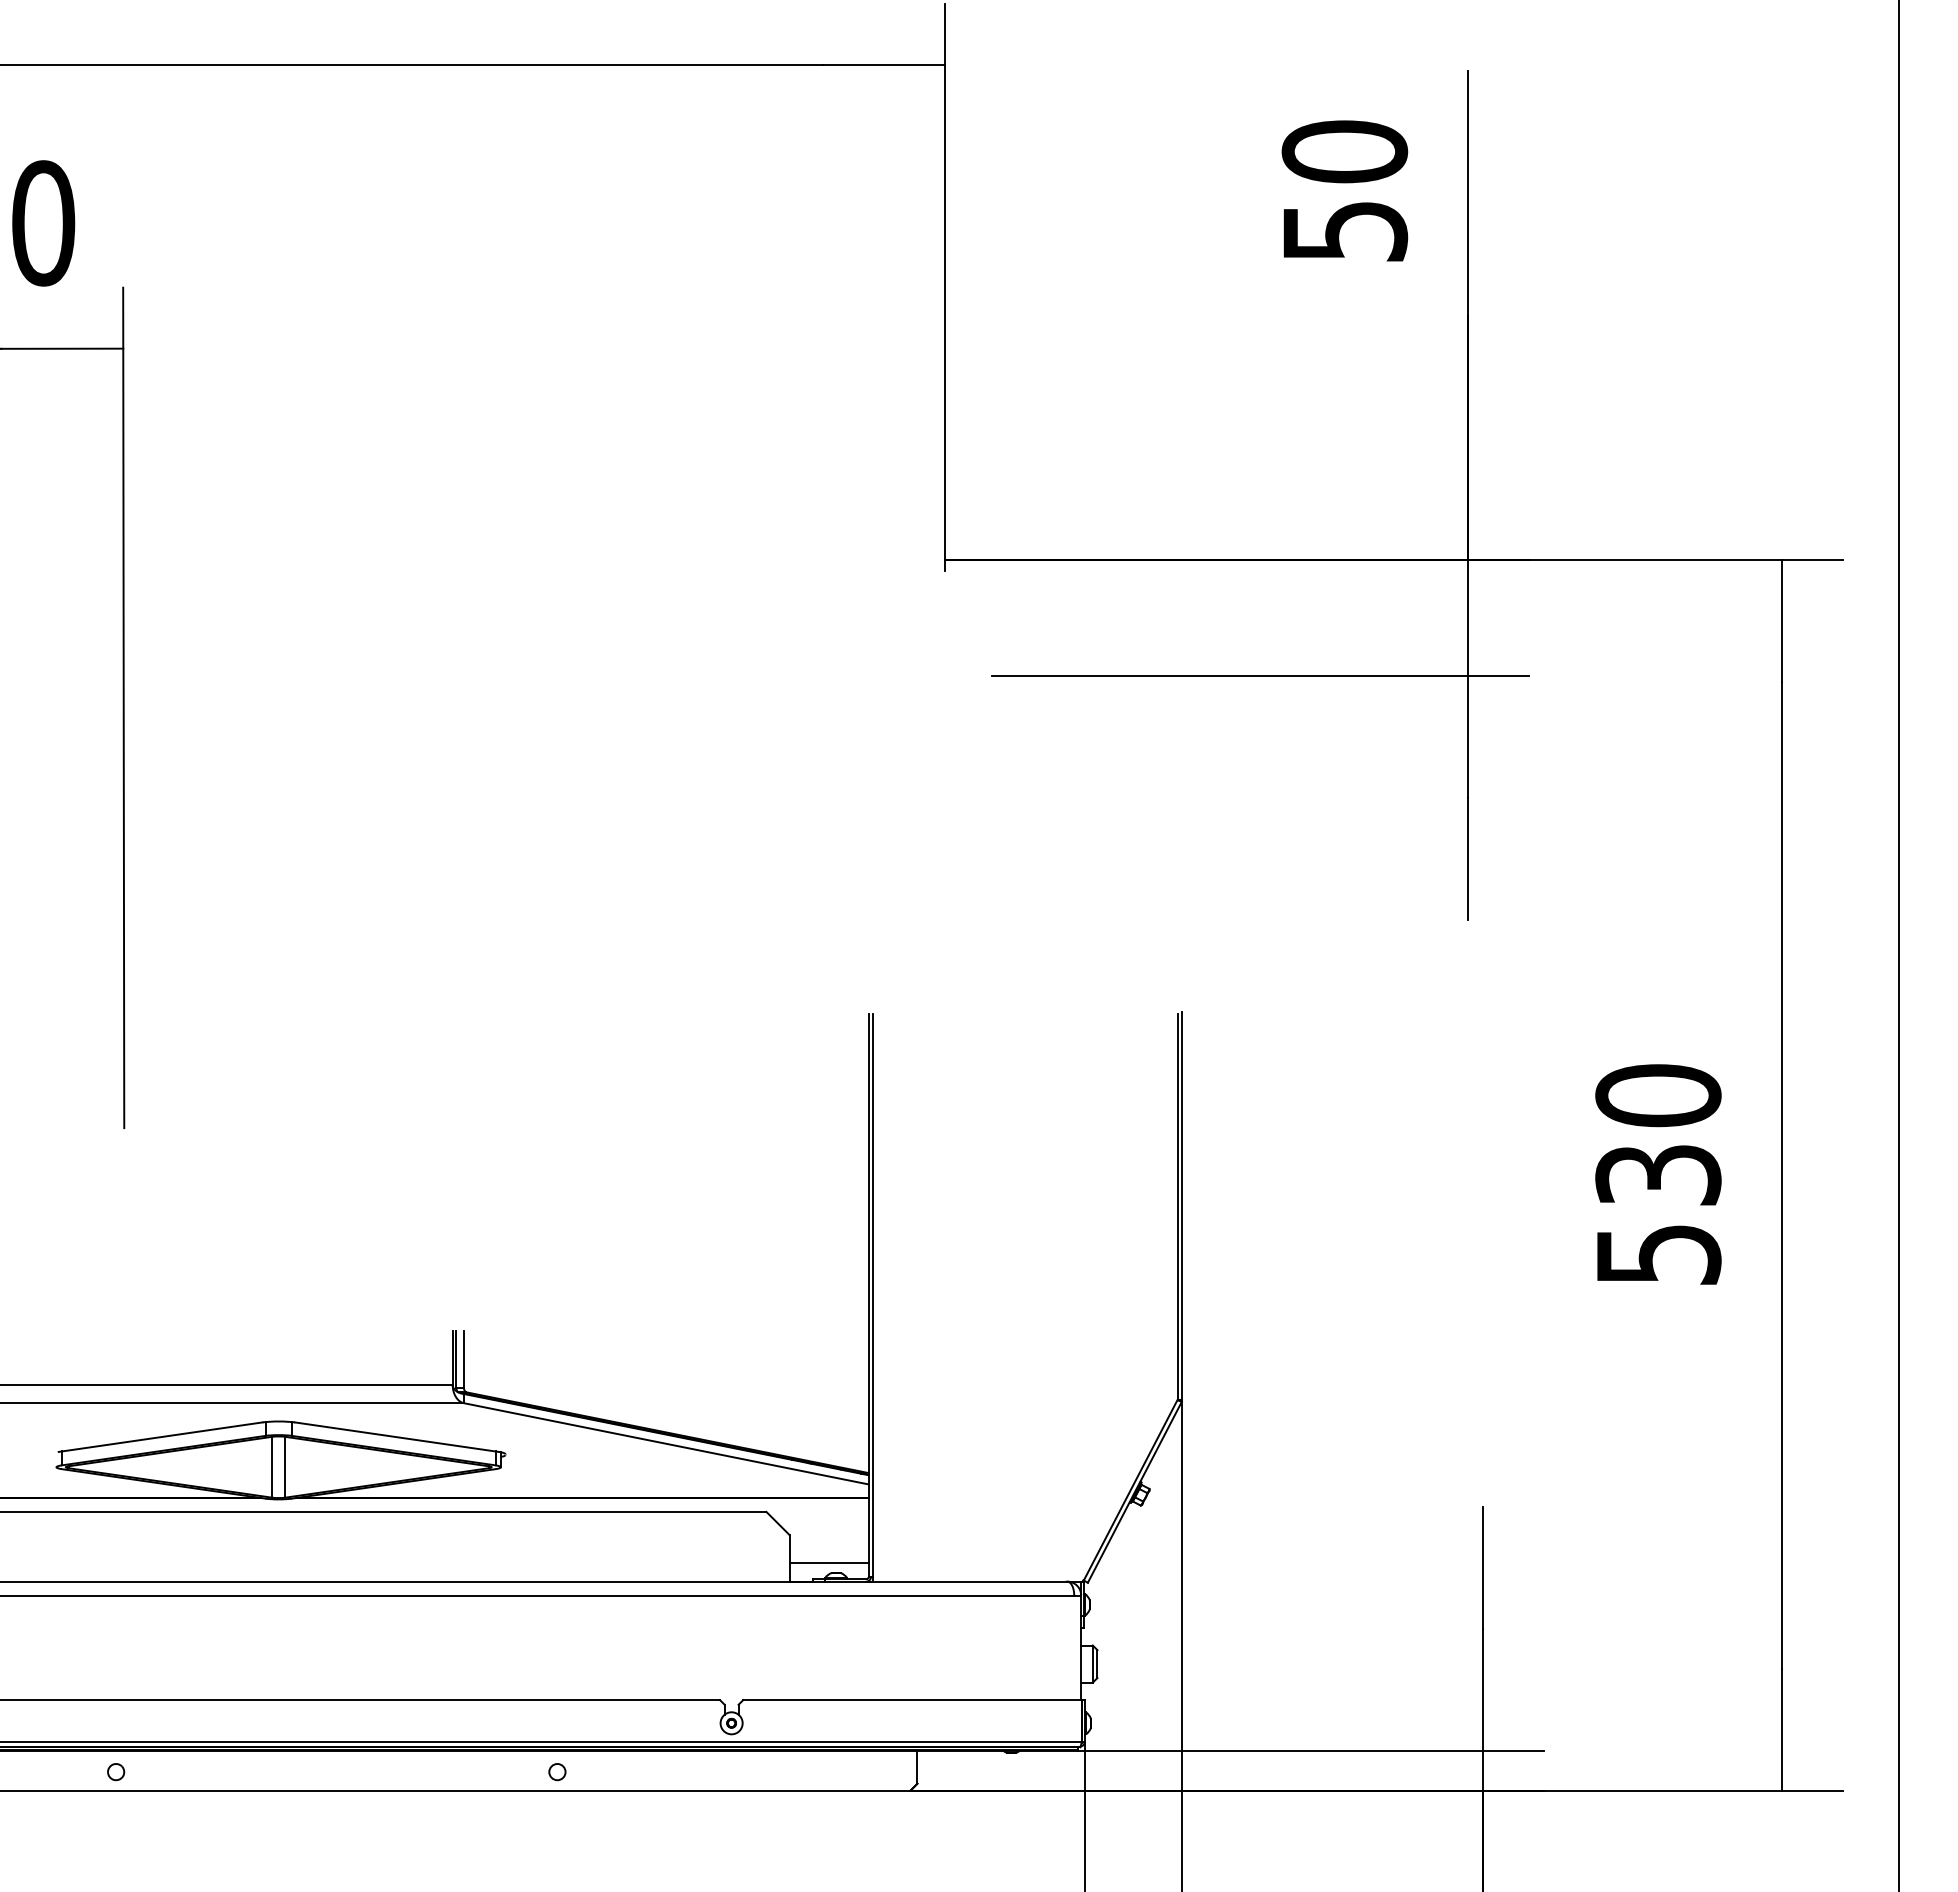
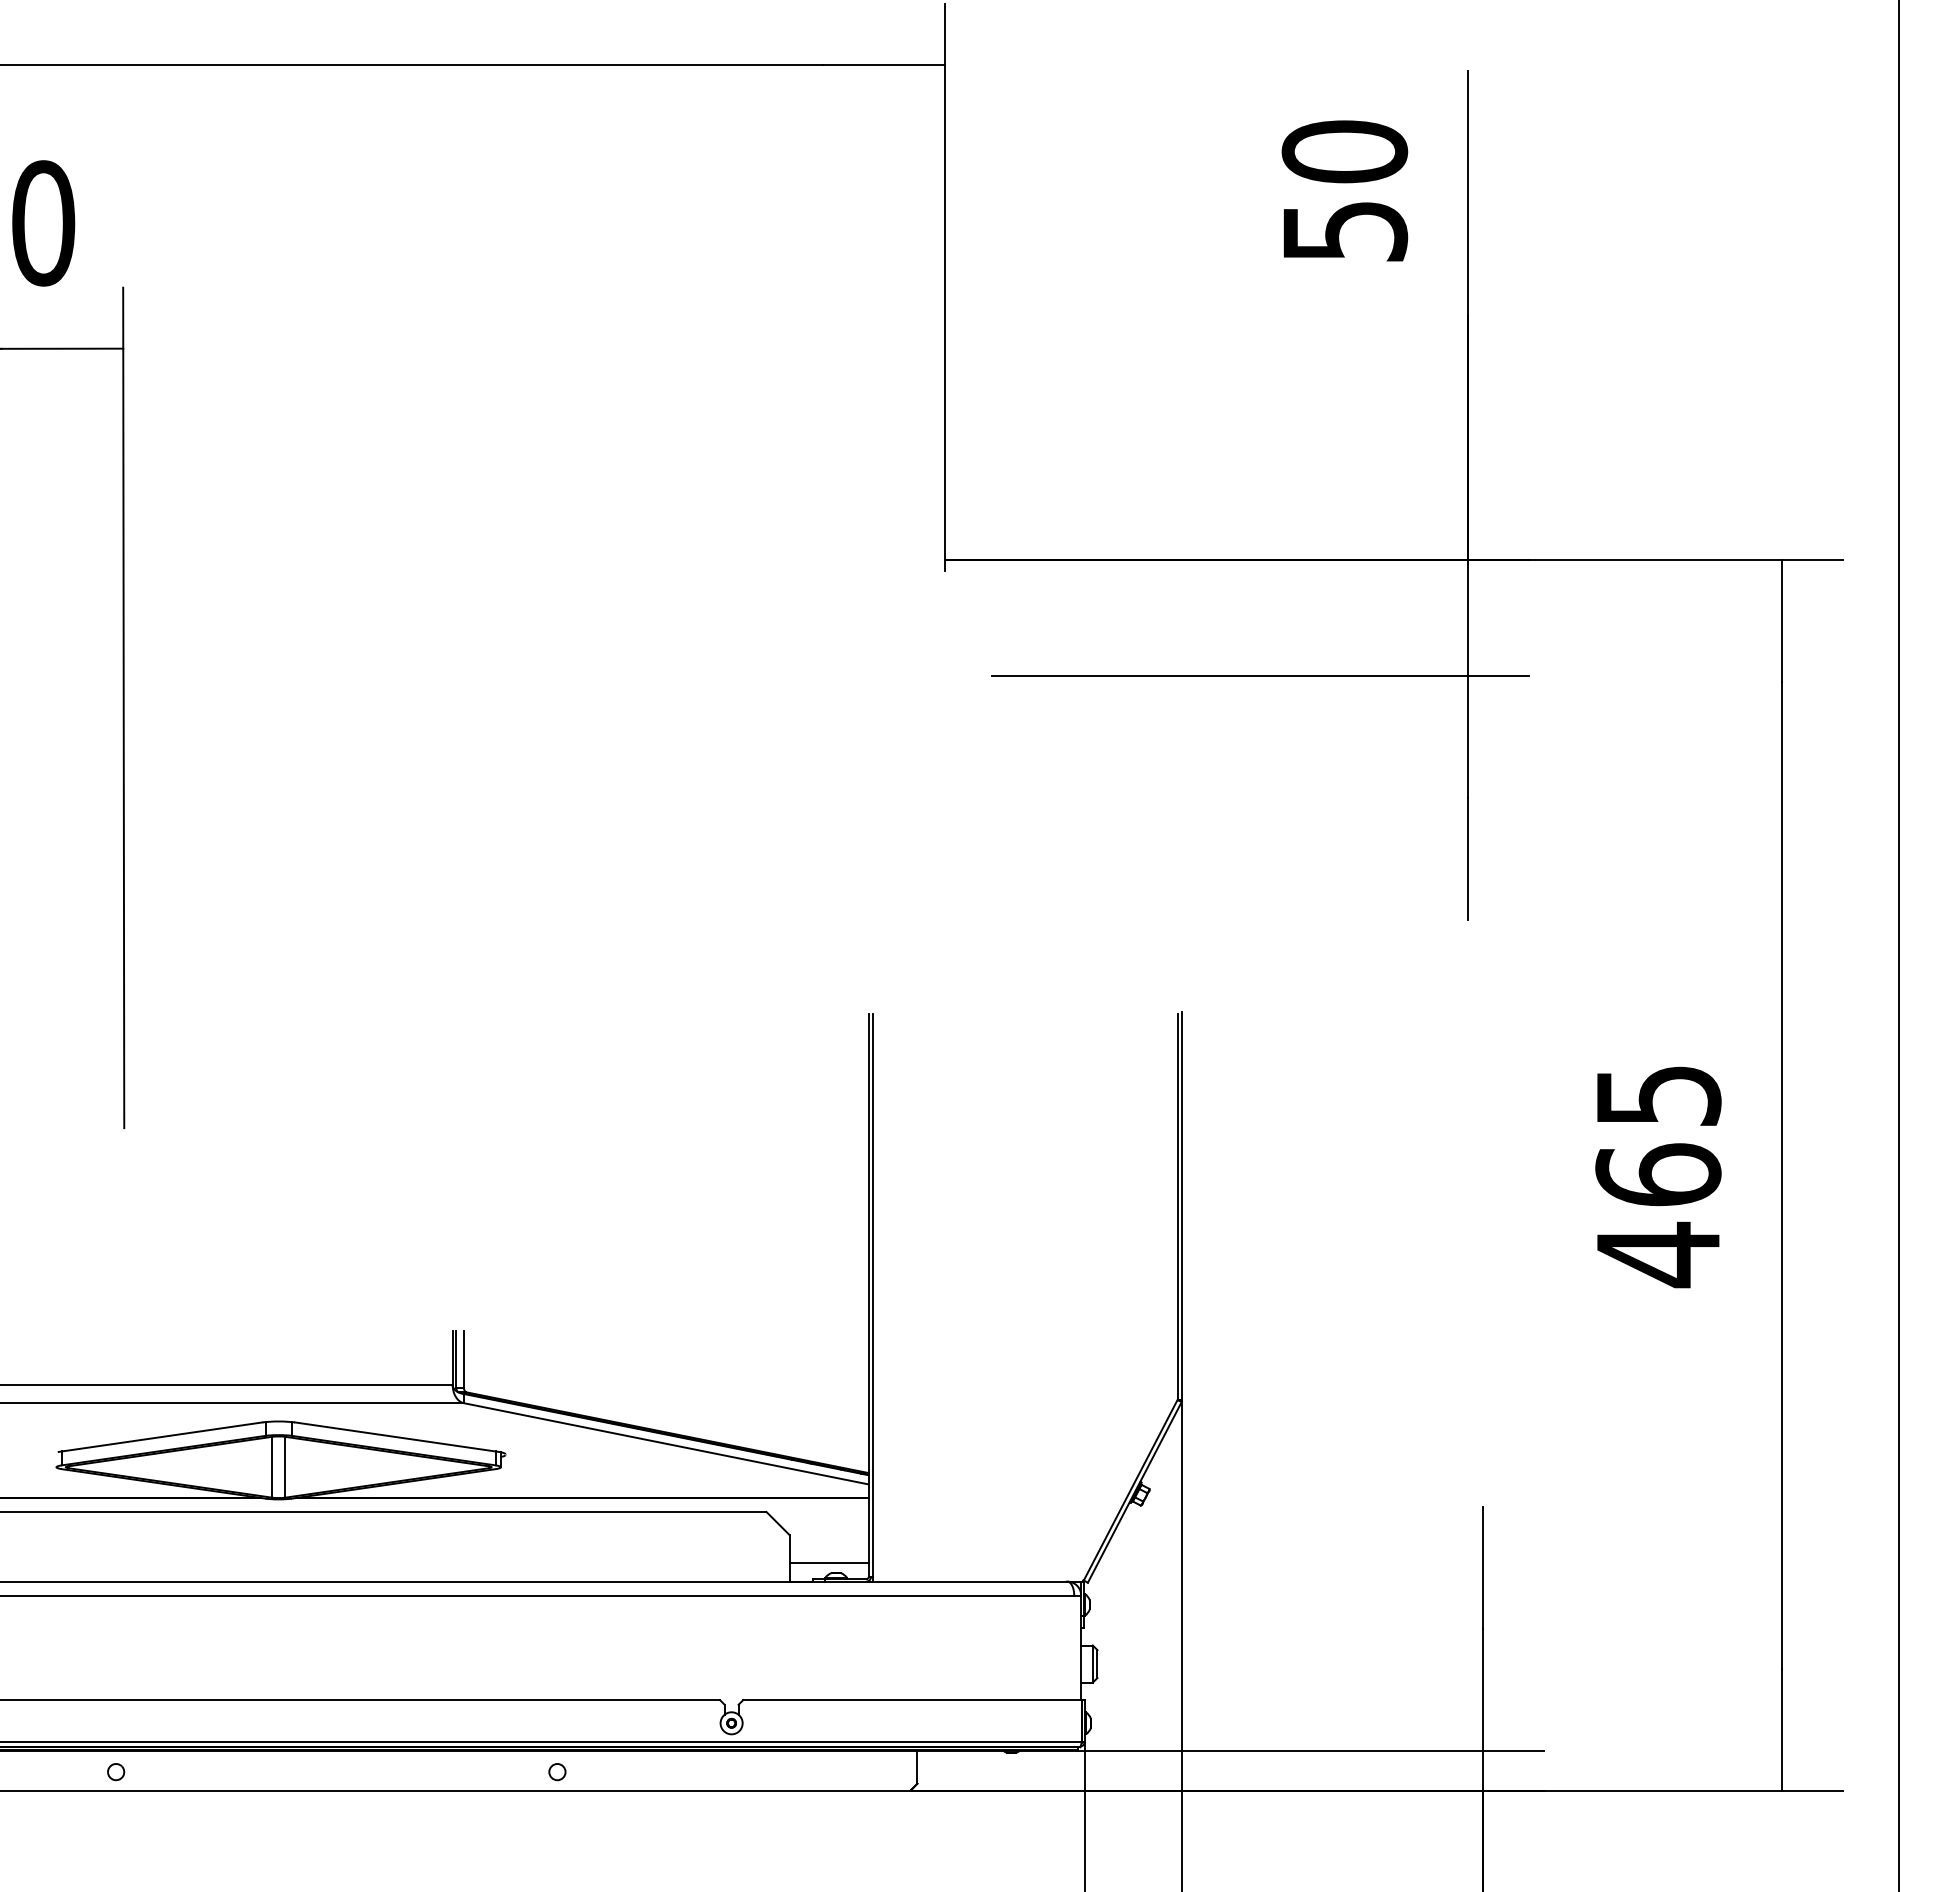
text: 530 -> 465 (1658, 1176)
